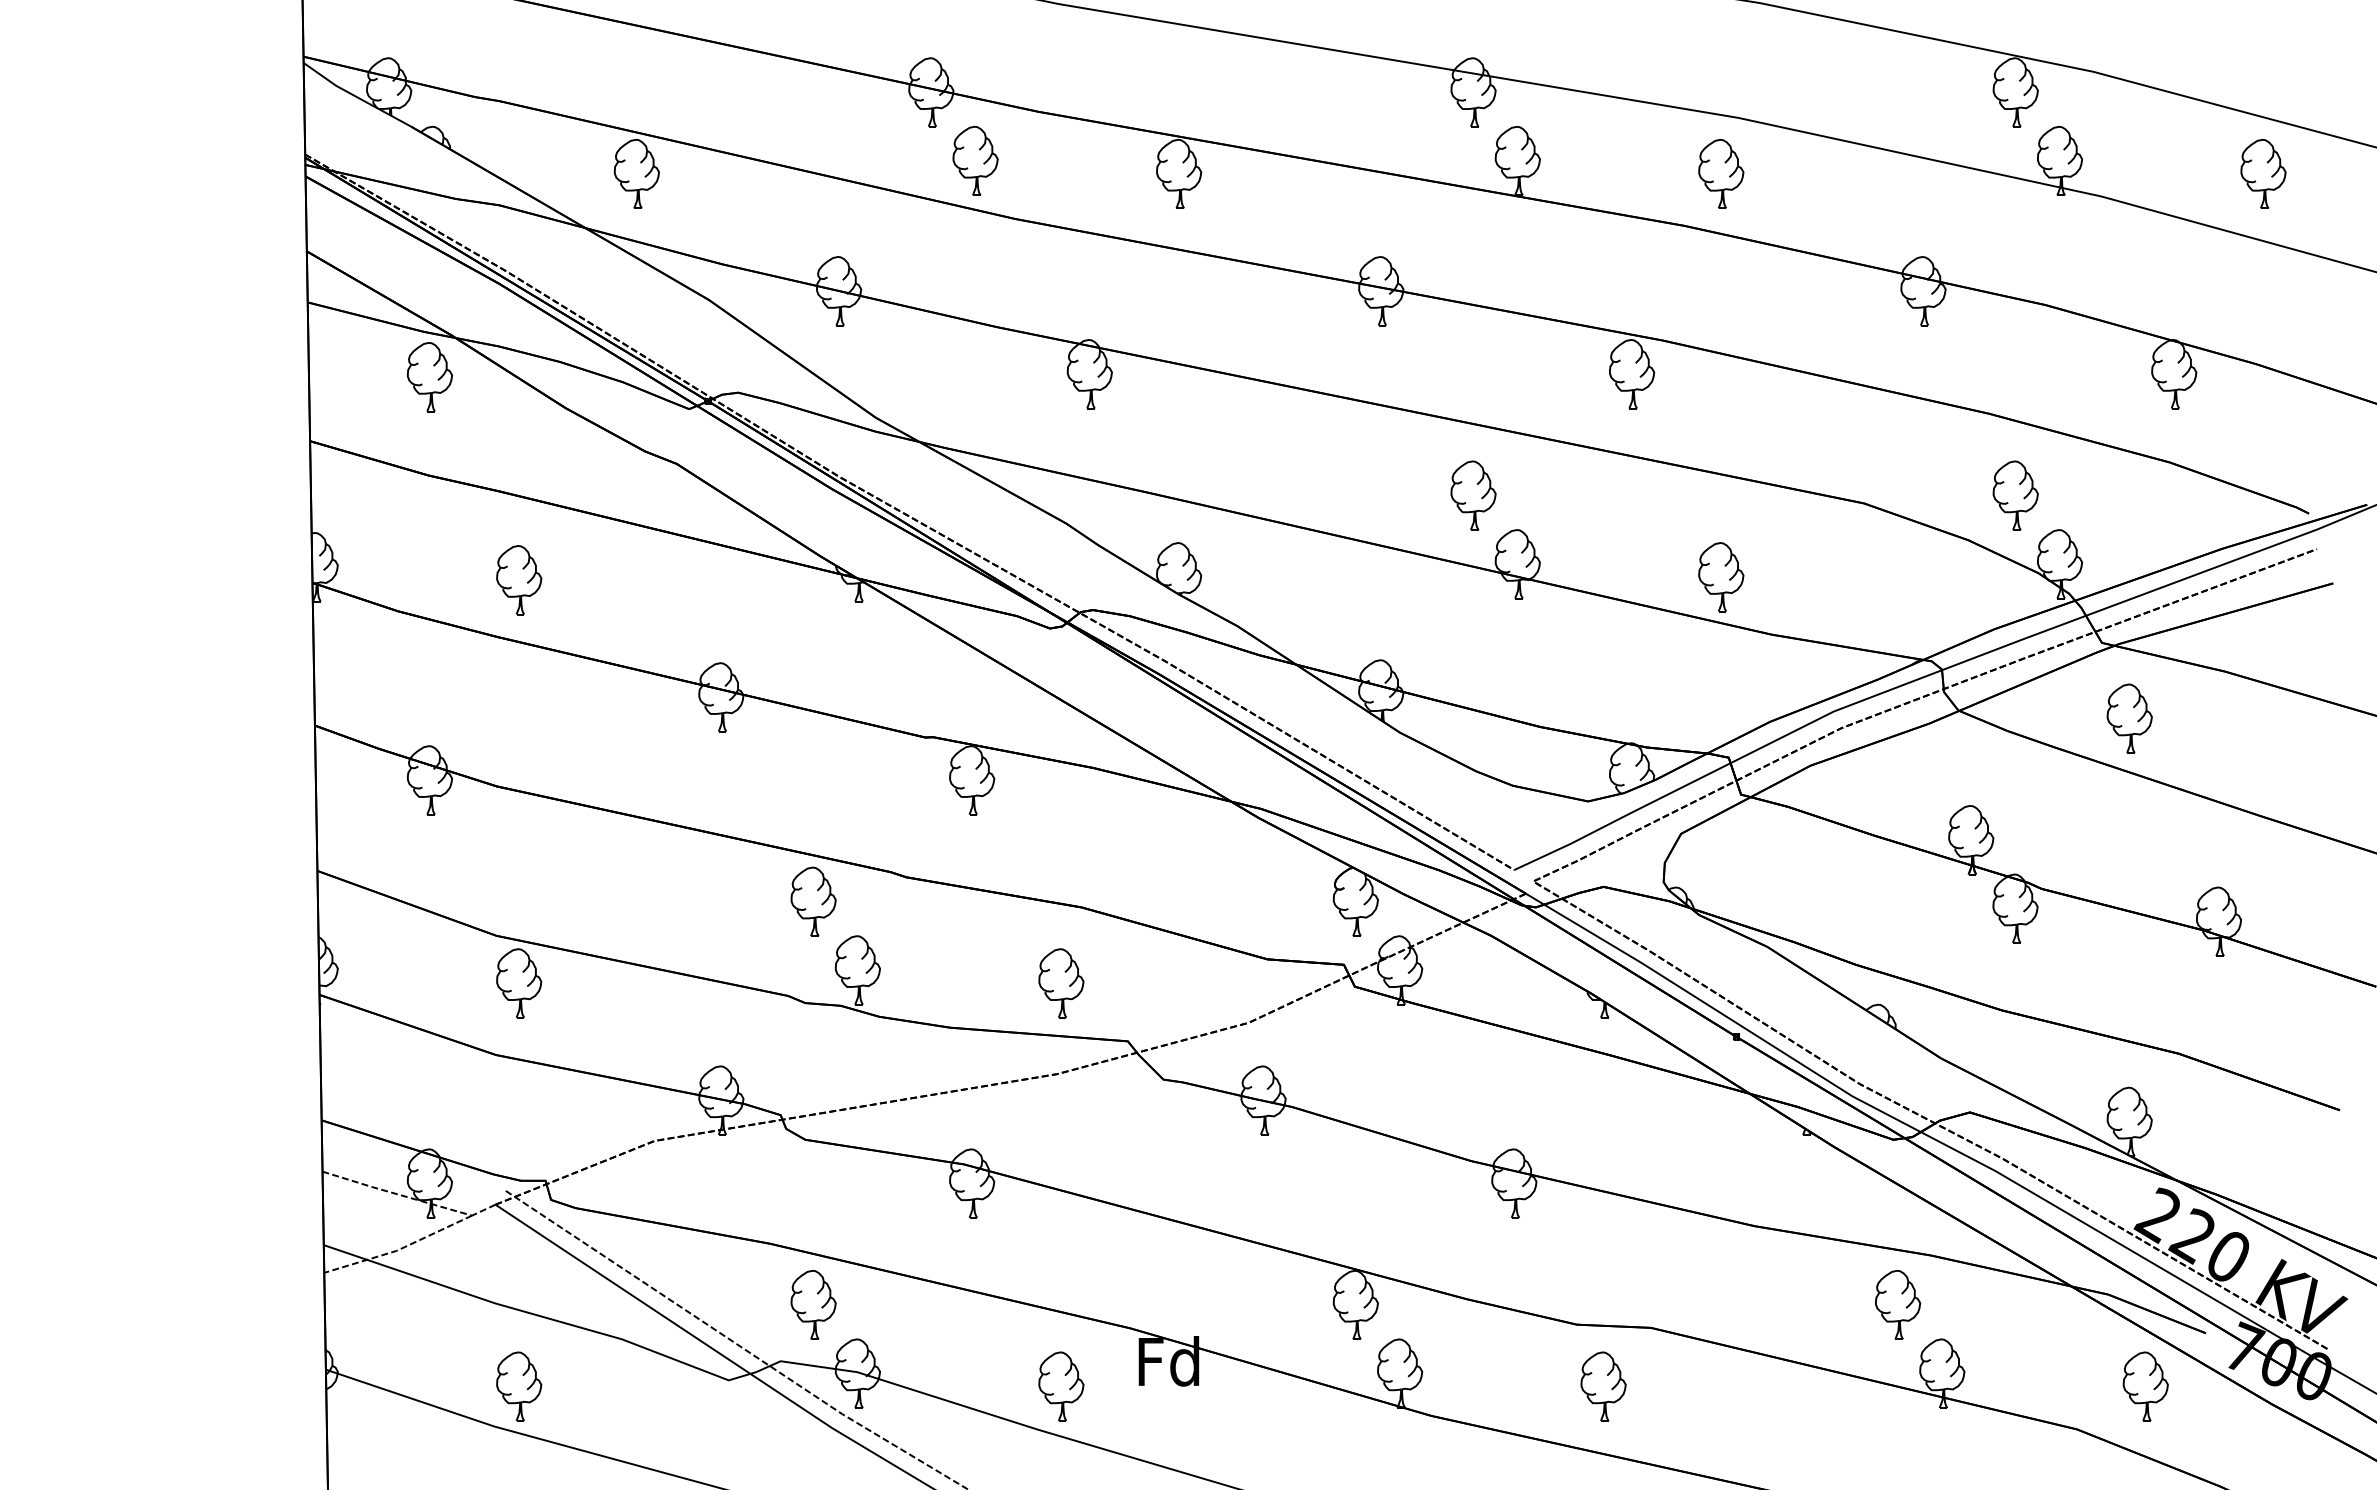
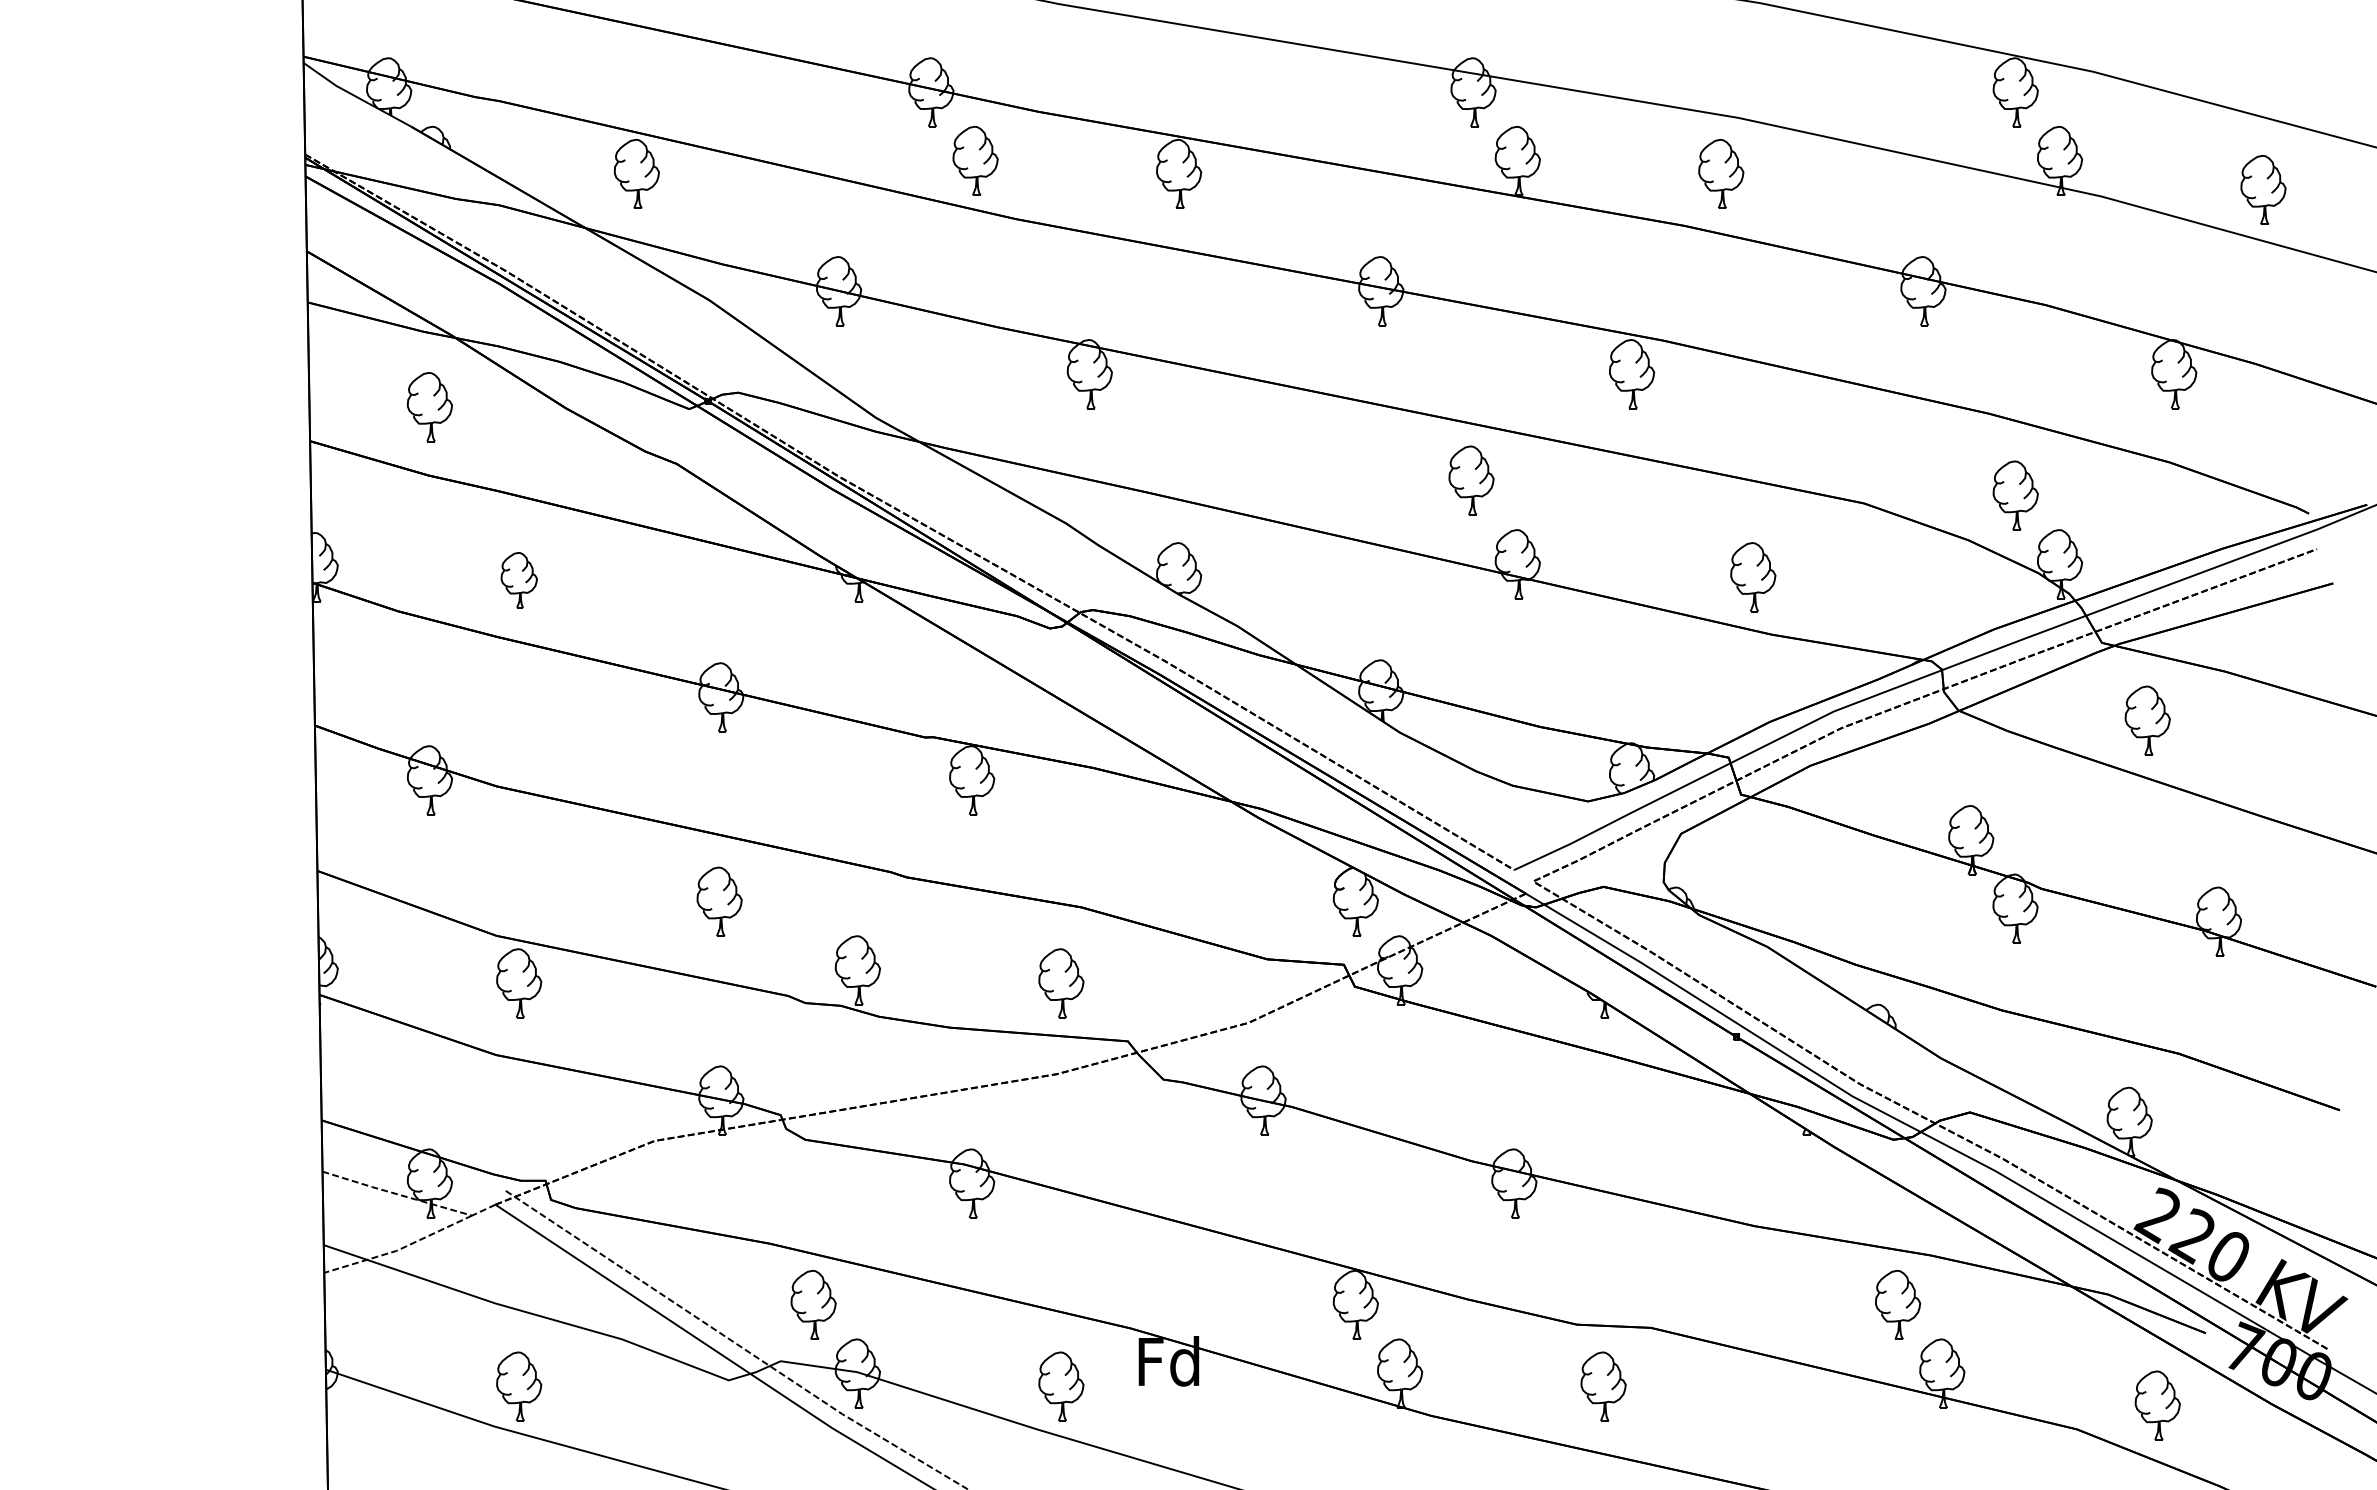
part position: (2263, 173) -> (2263, 189) (2263, 189)
part position: (429, 377) -> (429, 407) (429, 407)
part position: (1473, 495) -> (1471, 480) (1471, 480)
part position: (1721, 577) -> (1753, 577) (1753, 577)
part size: 47x71 px -> 38x57 px (518, 580)
part position: (2129, 718) -> (2147, 720) (2147, 720)
part position: (813, 901) -> (719, 901) (719, 901)
part position: (2145, 1386) -> (2157, 1405) (2157, 1405)
